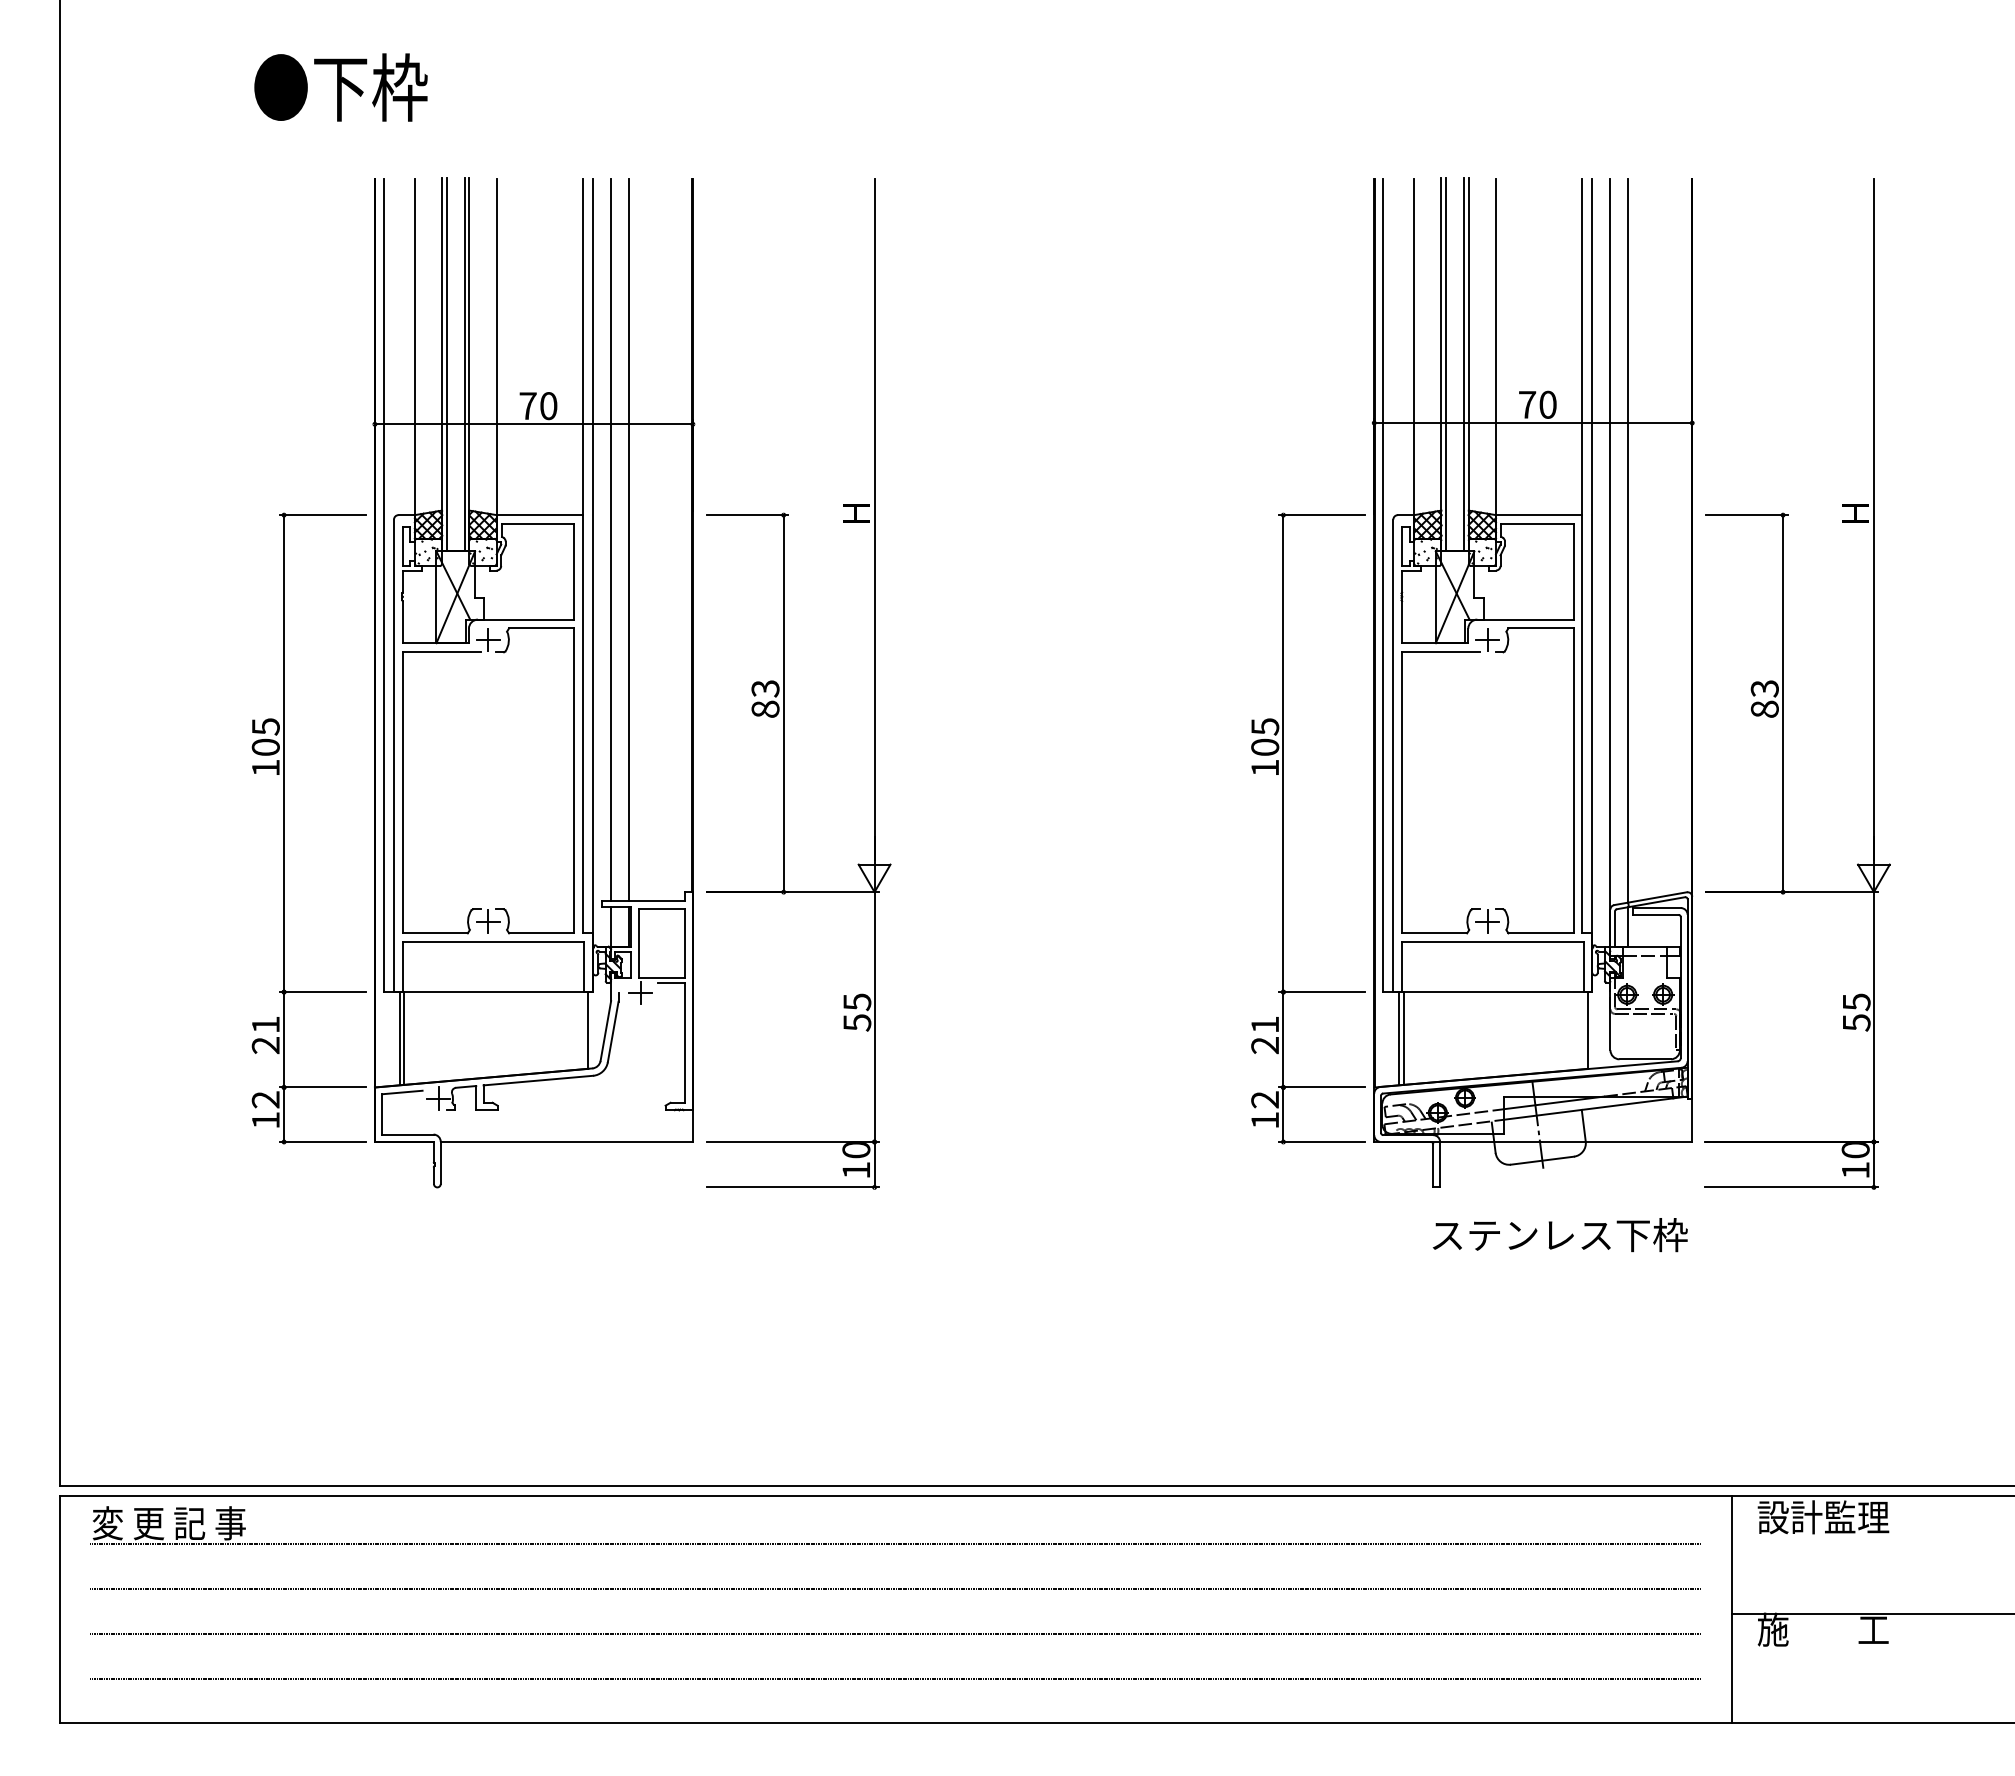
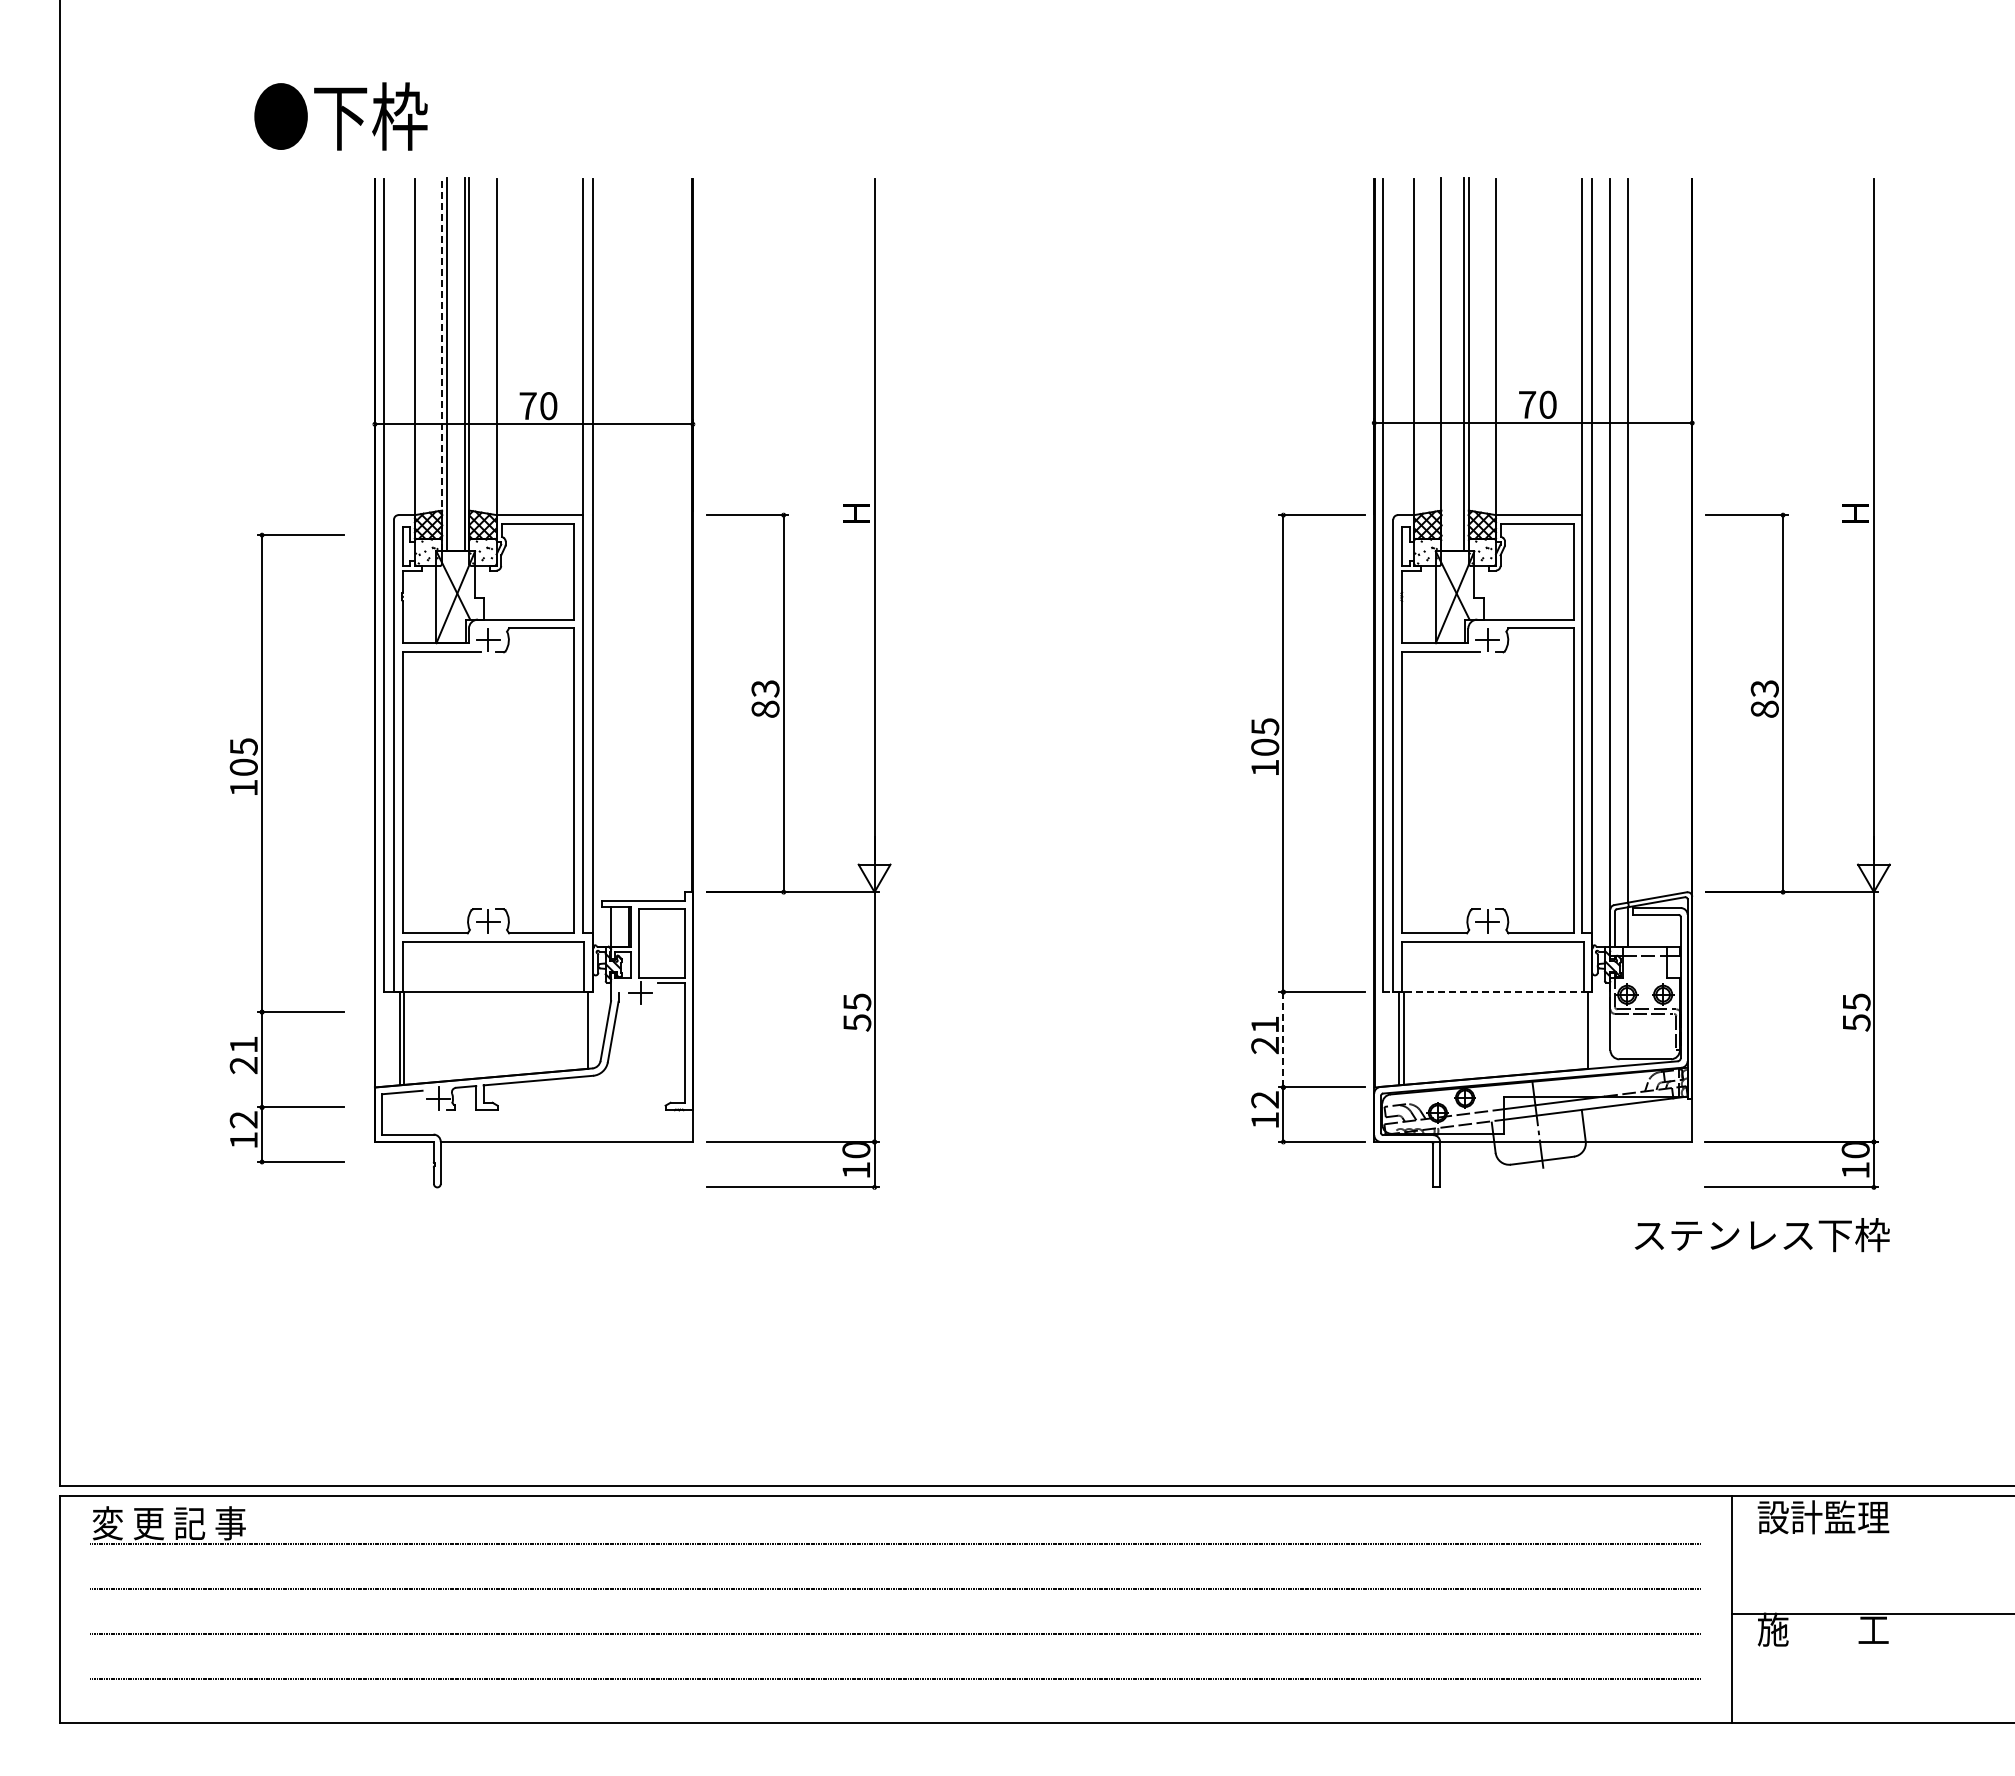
text position: (340, 87) -> (340, 116) (340, 116)
line: solid -> dashed (442, 364)
line: present -> none (1446, 364)
line: present -> none (611, 540)
line: present -> none (628, 540)
part position: (284, 828) -> (262, 848) (262, 848)
line: solid -> dashed (1488, 992)
line: solid -> dashed (1283, 1039)
text position: (1559, 1235) -> (1761, 1235) (1761, 1235)
